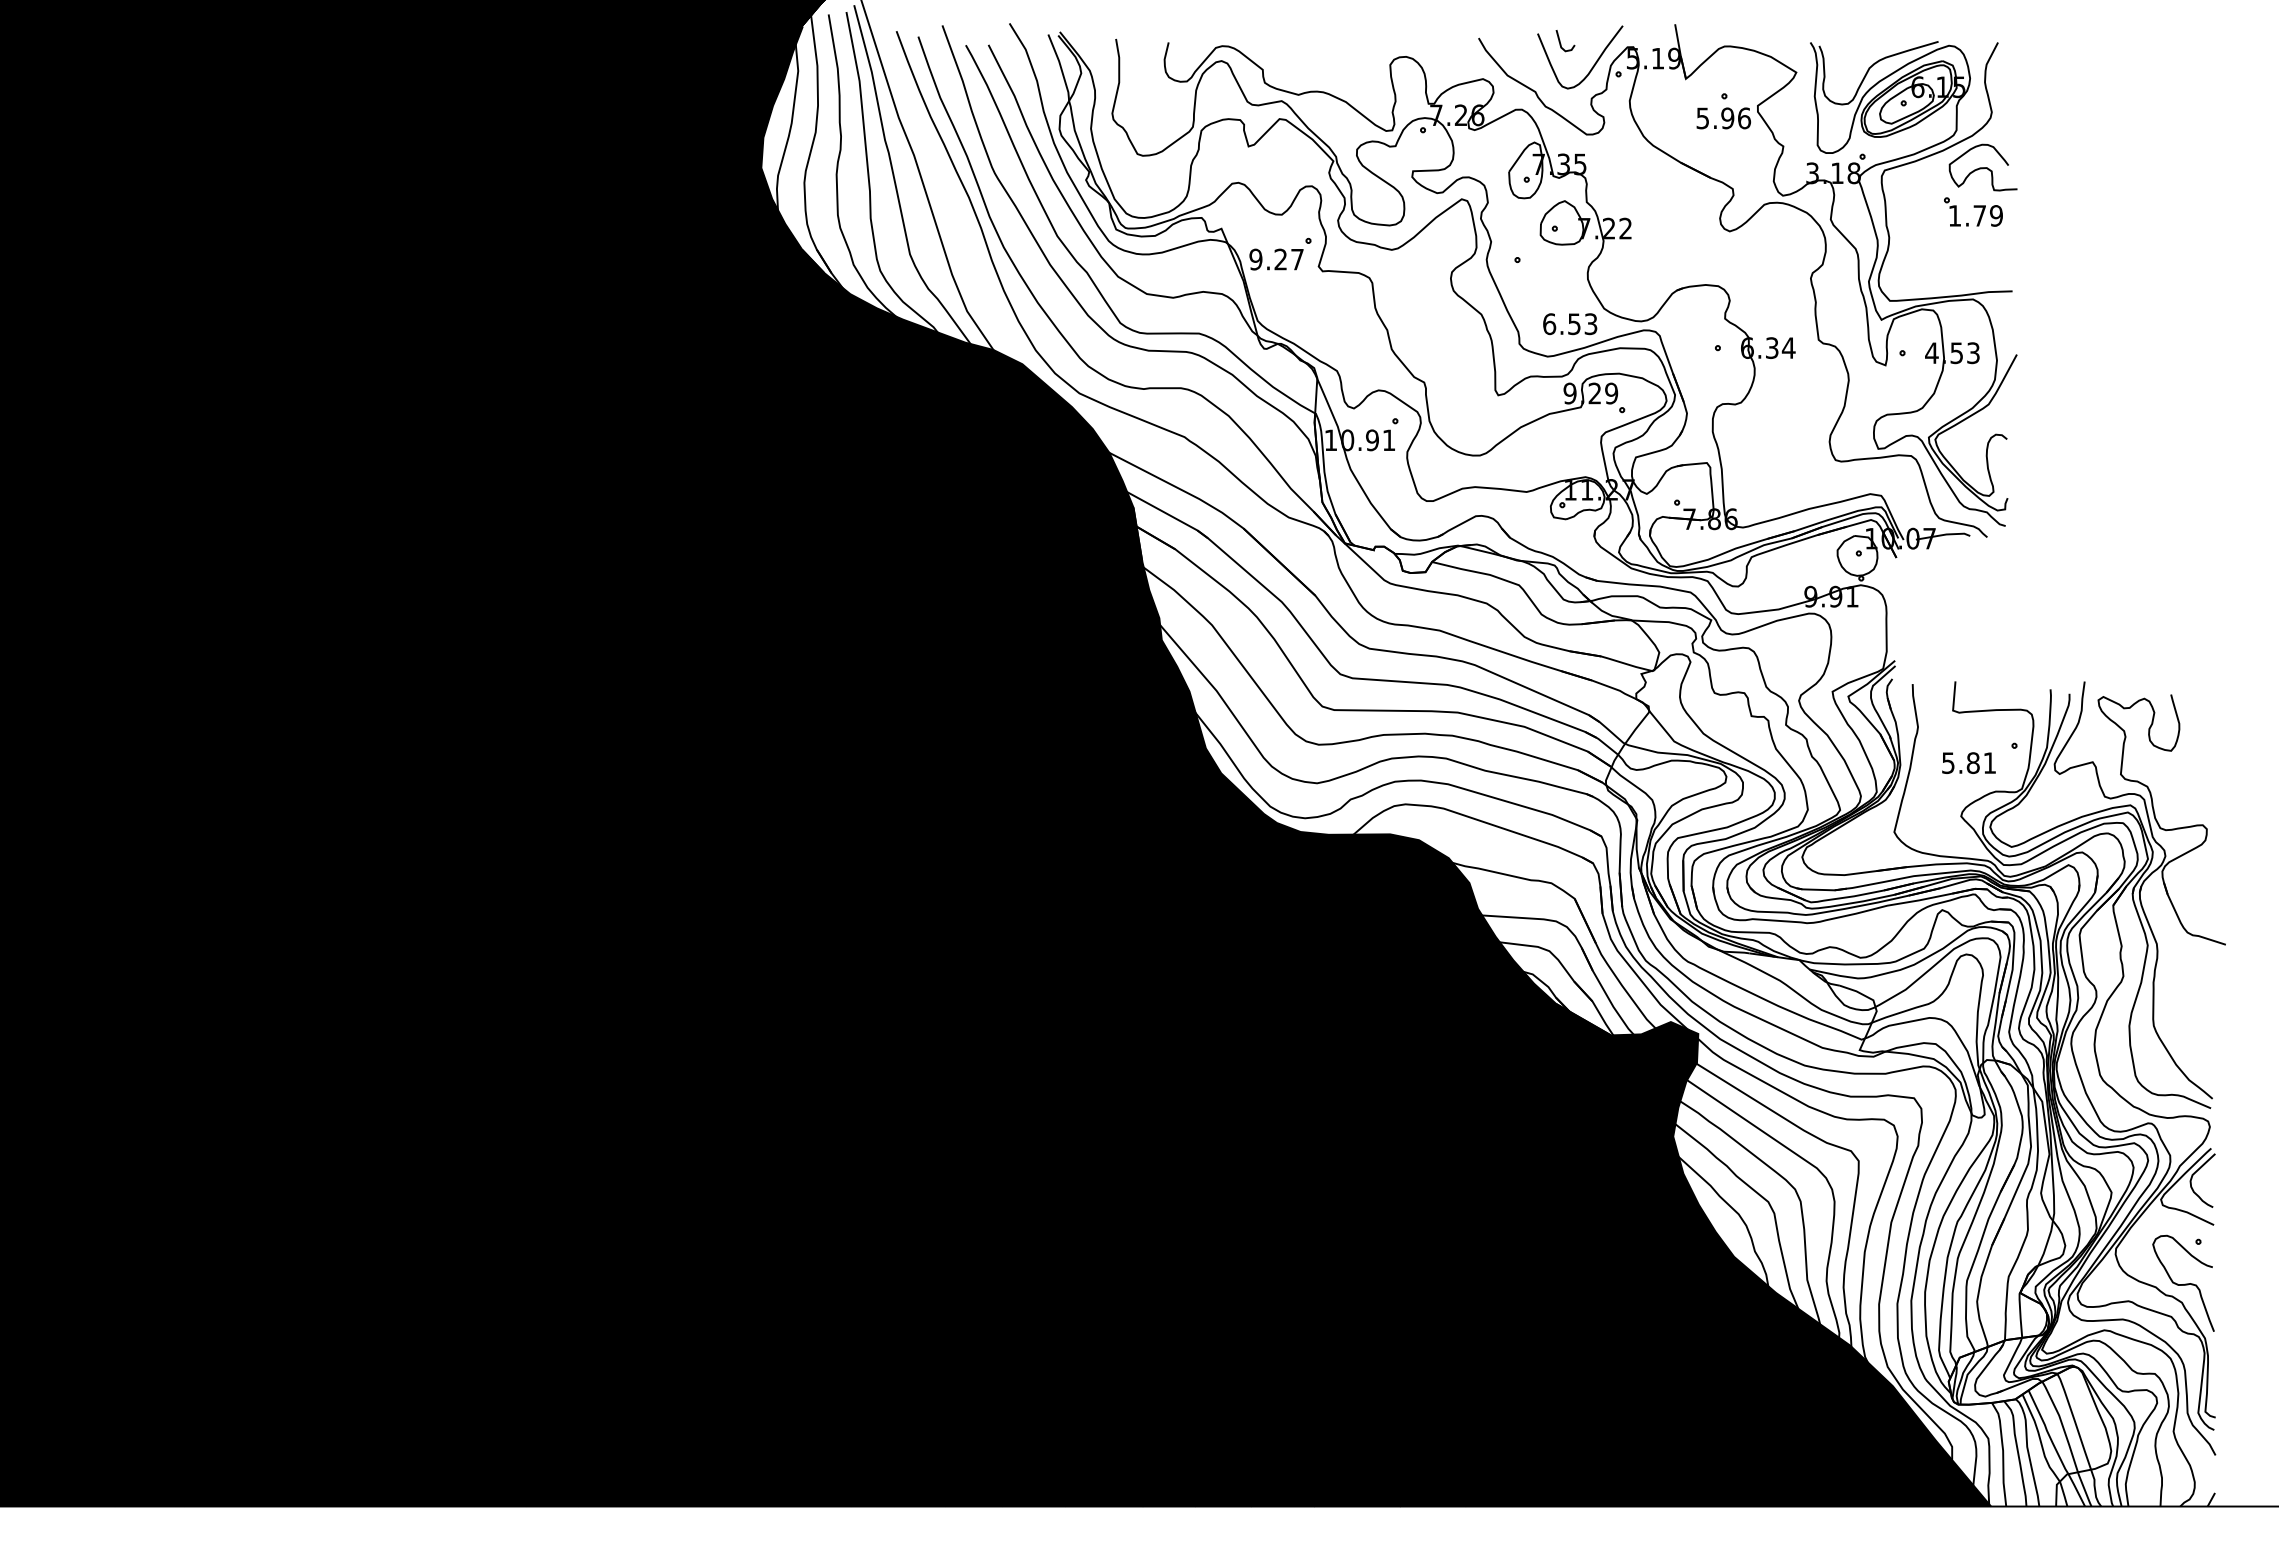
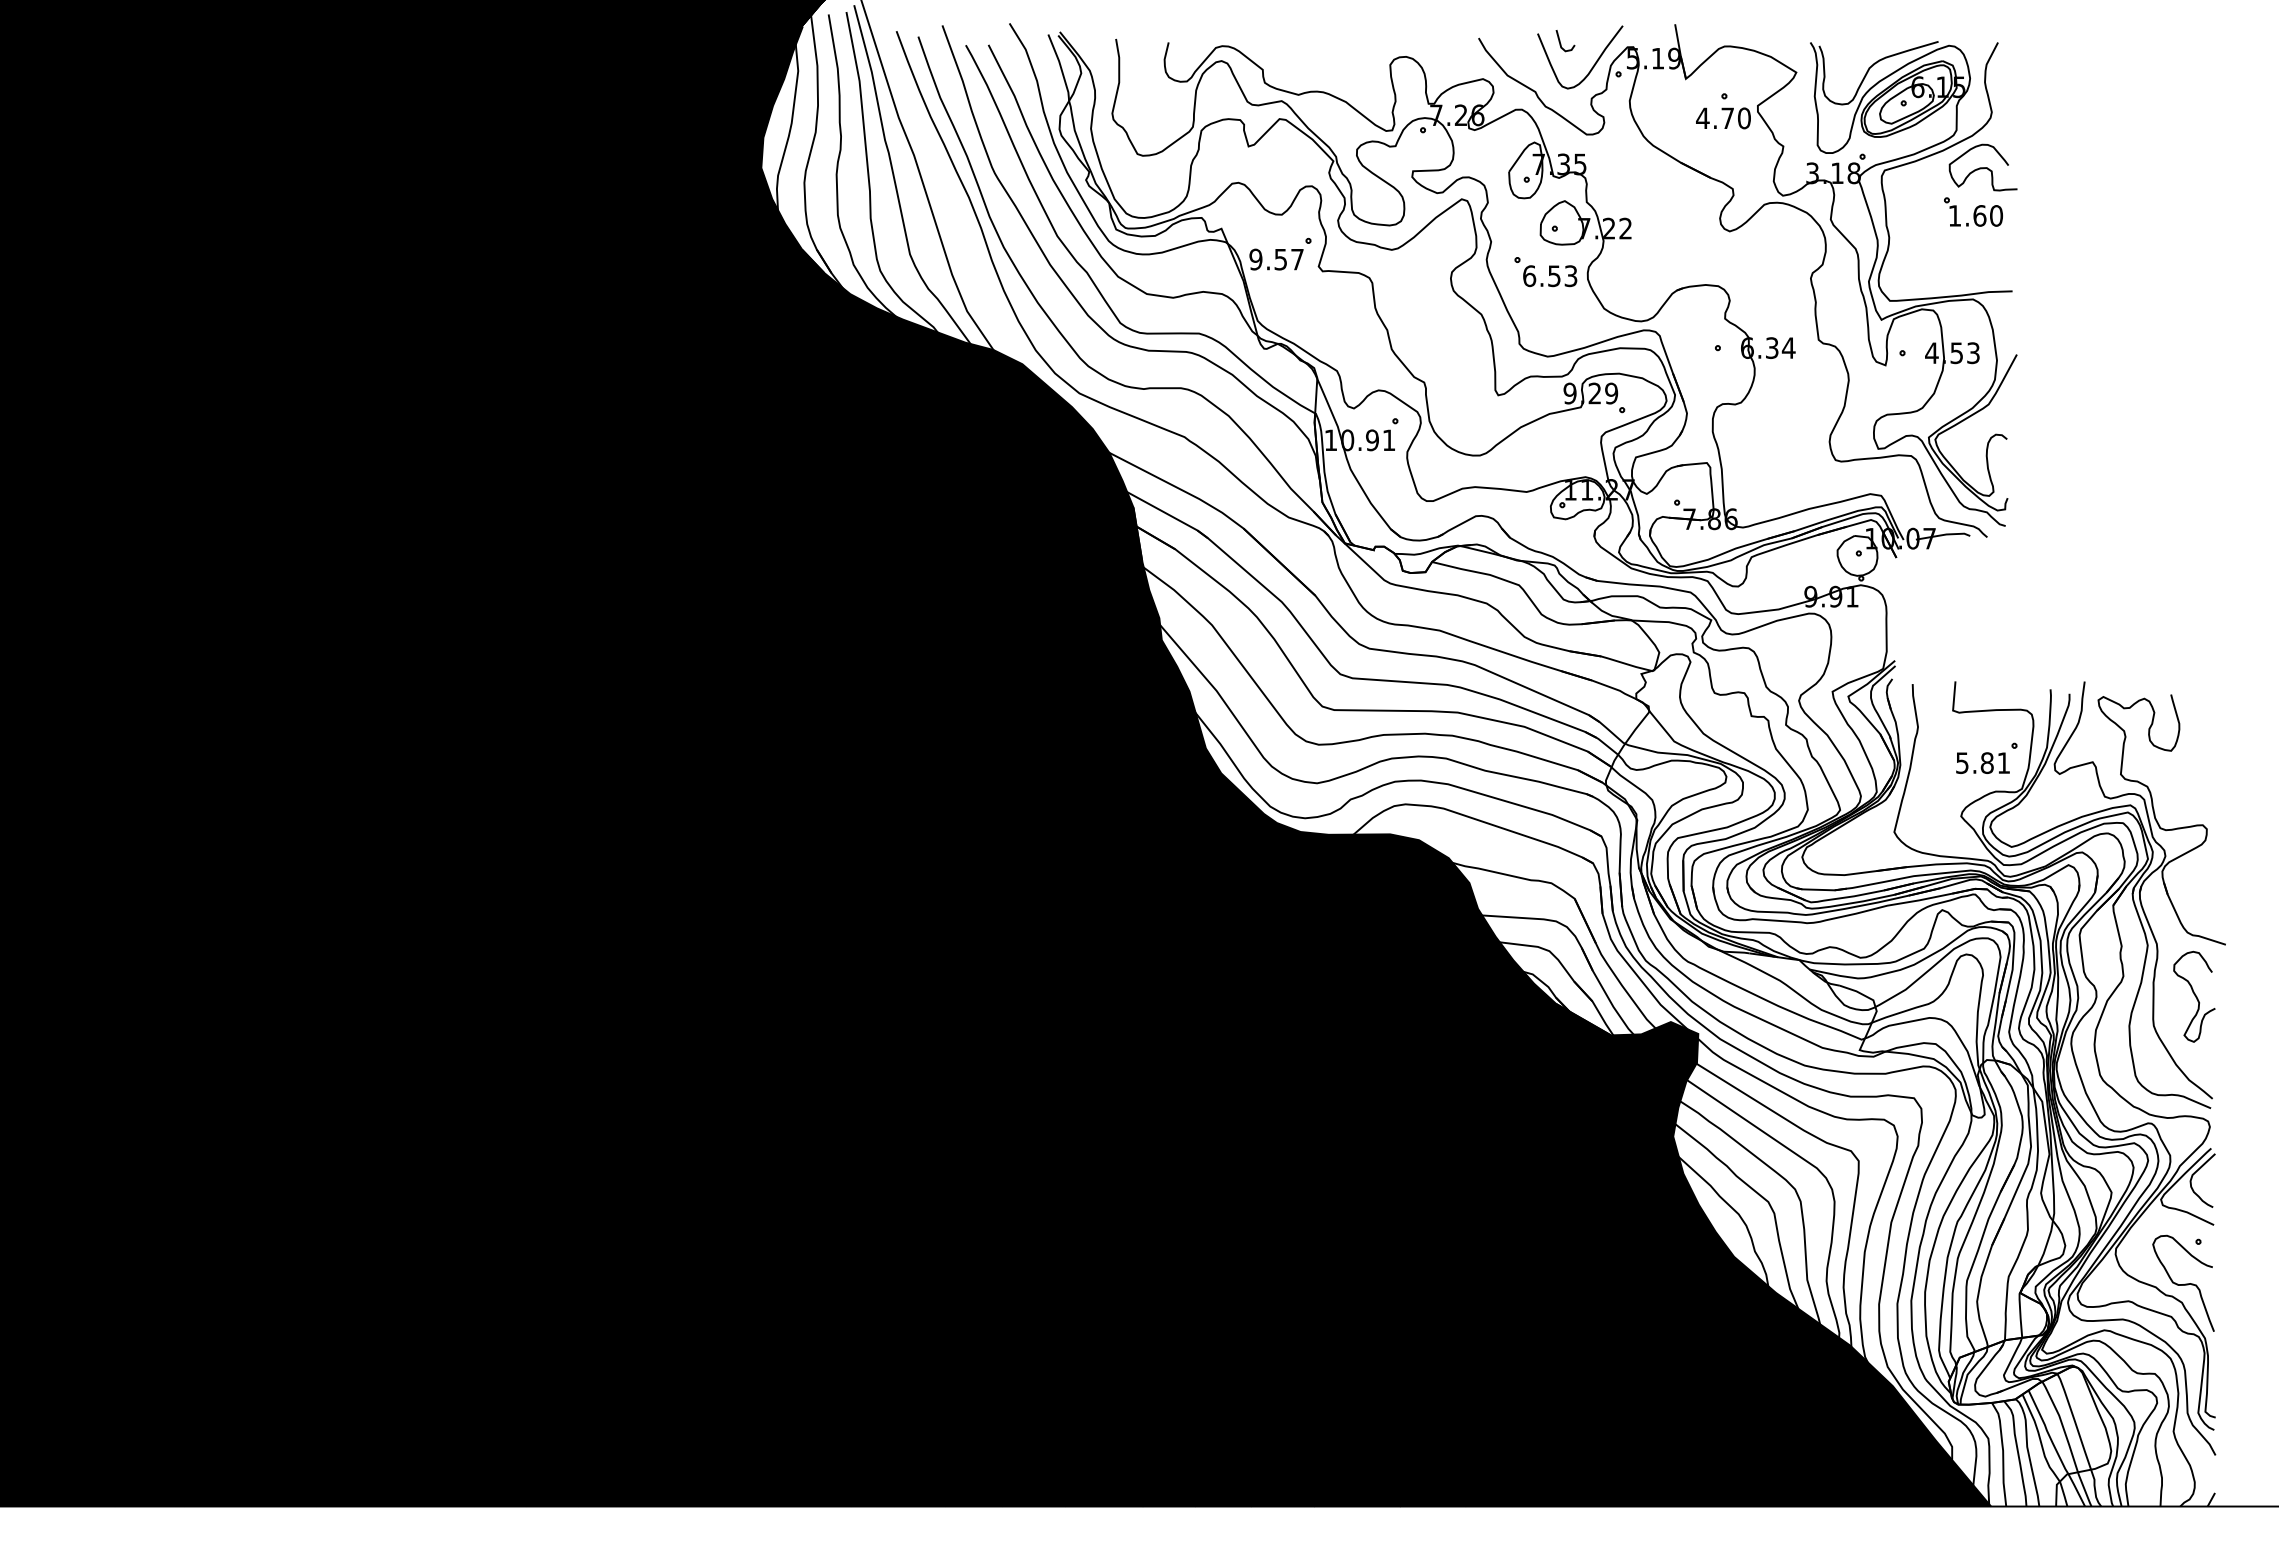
text: 5.96 -> 4.70 (1723, 118)
text: 1.79 -> 1.60 (1987, 215)
text: 9.27 -> 9.57 (1280, 259)
text position: (1570, 324) -> (1550, 276) (1550, 276)
text position: (1968, 762) -> (1982, 762) (1982, 762)
curve: none -> present (2194, 995)
